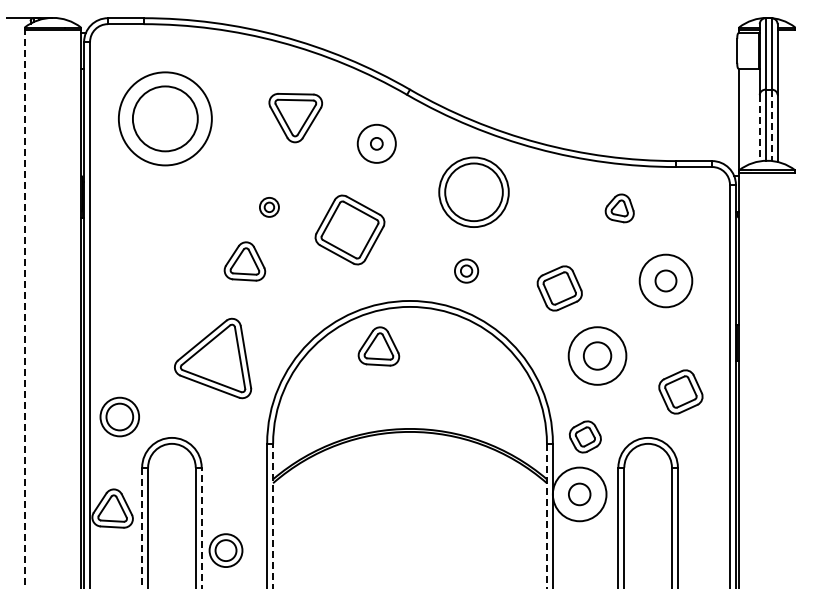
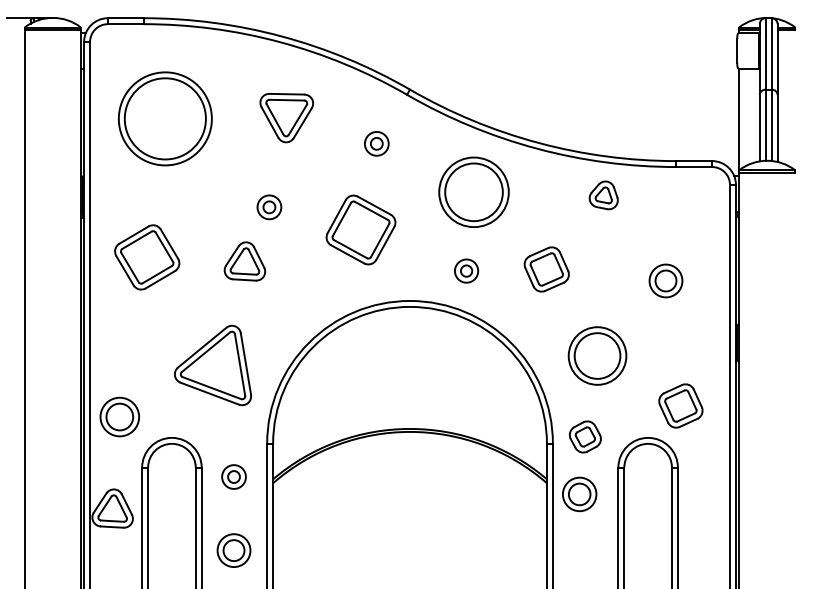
part position: (295, 117) -> (286, 117) (286, 117)
circle diameter: 65 px -> 81 px (164, 118)
line: dashed -> solid (771, 125)
line: dashed -> solid (759, 128)
circle diameter: 38 px -> 24 px (376, 143)
part size: 21x21 px -> 27x27 px (269, 207)
part position: (619, 208) -> (603, 195) (603, 195)
part position: (349, 229) -> (360, 229) (360, 229)
part: none -> present (147, 257)
circle diameter: 53 px -> 33 px (665, 280)
part position: (559, 288) -> (546, 269) (546, 269)
line: dashed -> solid (24, 309)
part: present -> none (378, 346)
circle diameter: 27 px -> 46 px (597, 355)
part position: (213, 358) -> (213, 365) (213, 365)
part position: (680, 391) -> (680, 405) (680, 405)
part: none -> present (233, 476)
circle diameter: 54 px -> 34 px (579, 494)
line: dashed -> solid (273, 515)
line: dashed -> solid (546, 516)
line: dashed -> solid (201, 527)
line: dashed -> solid (142, 528)
part position: (225, 550) -> (233, 550) (233, 550)
